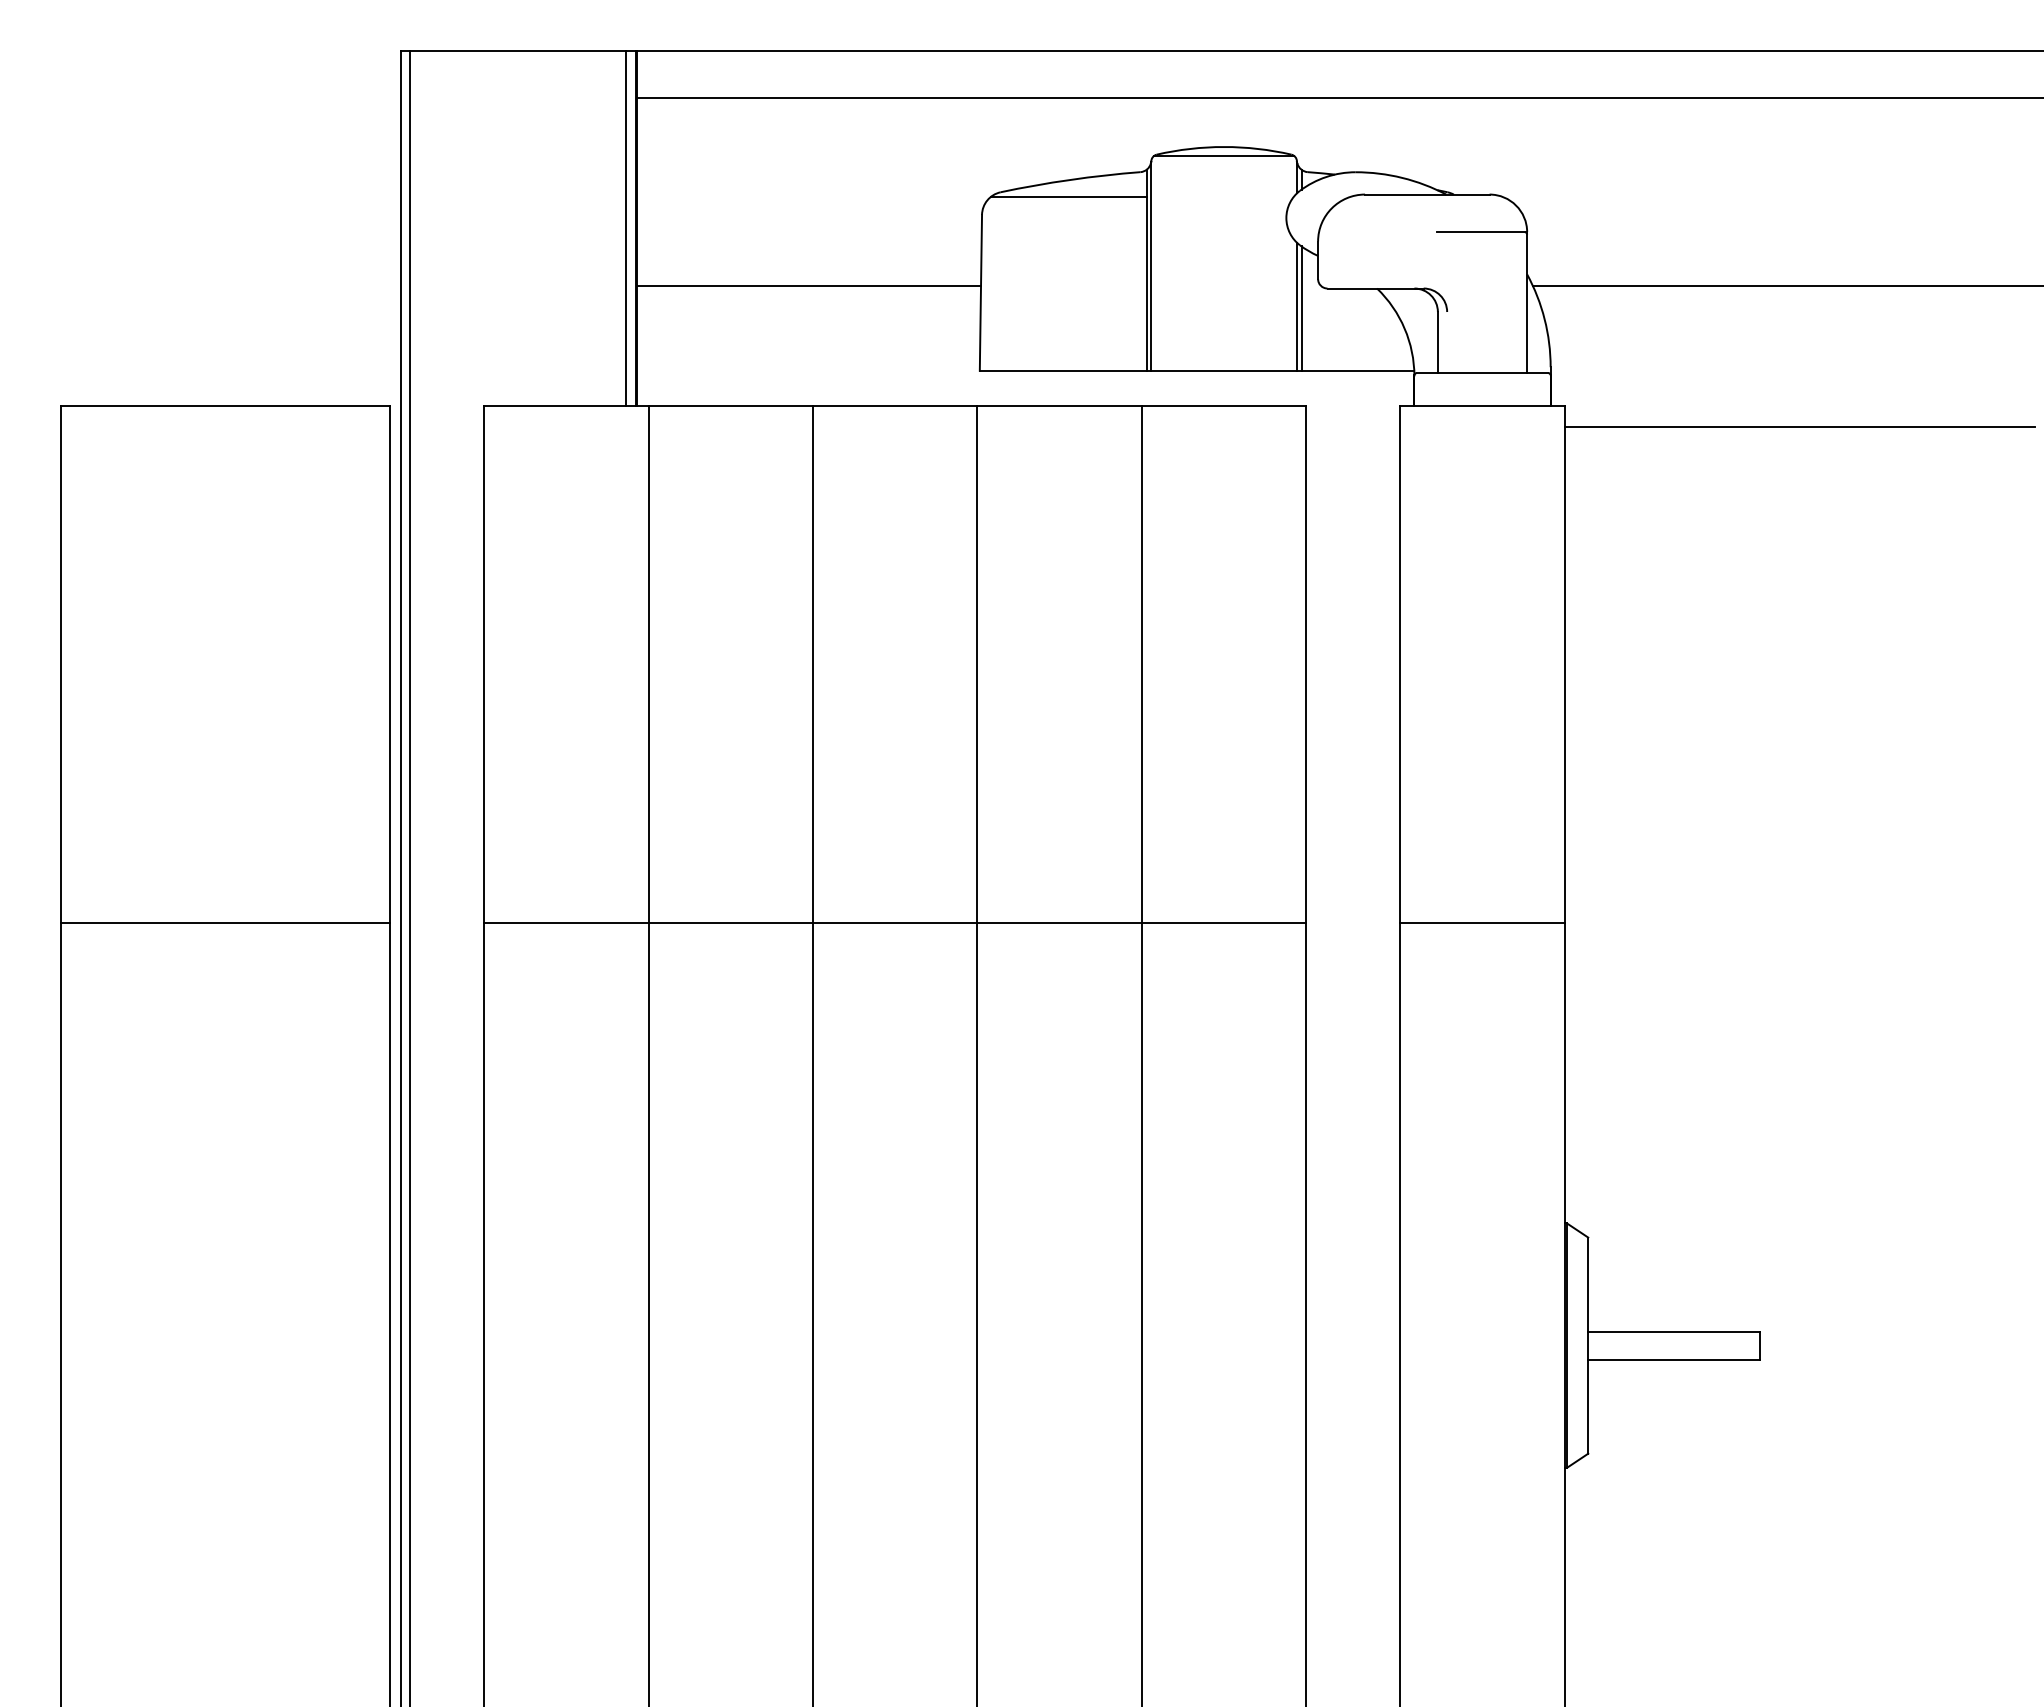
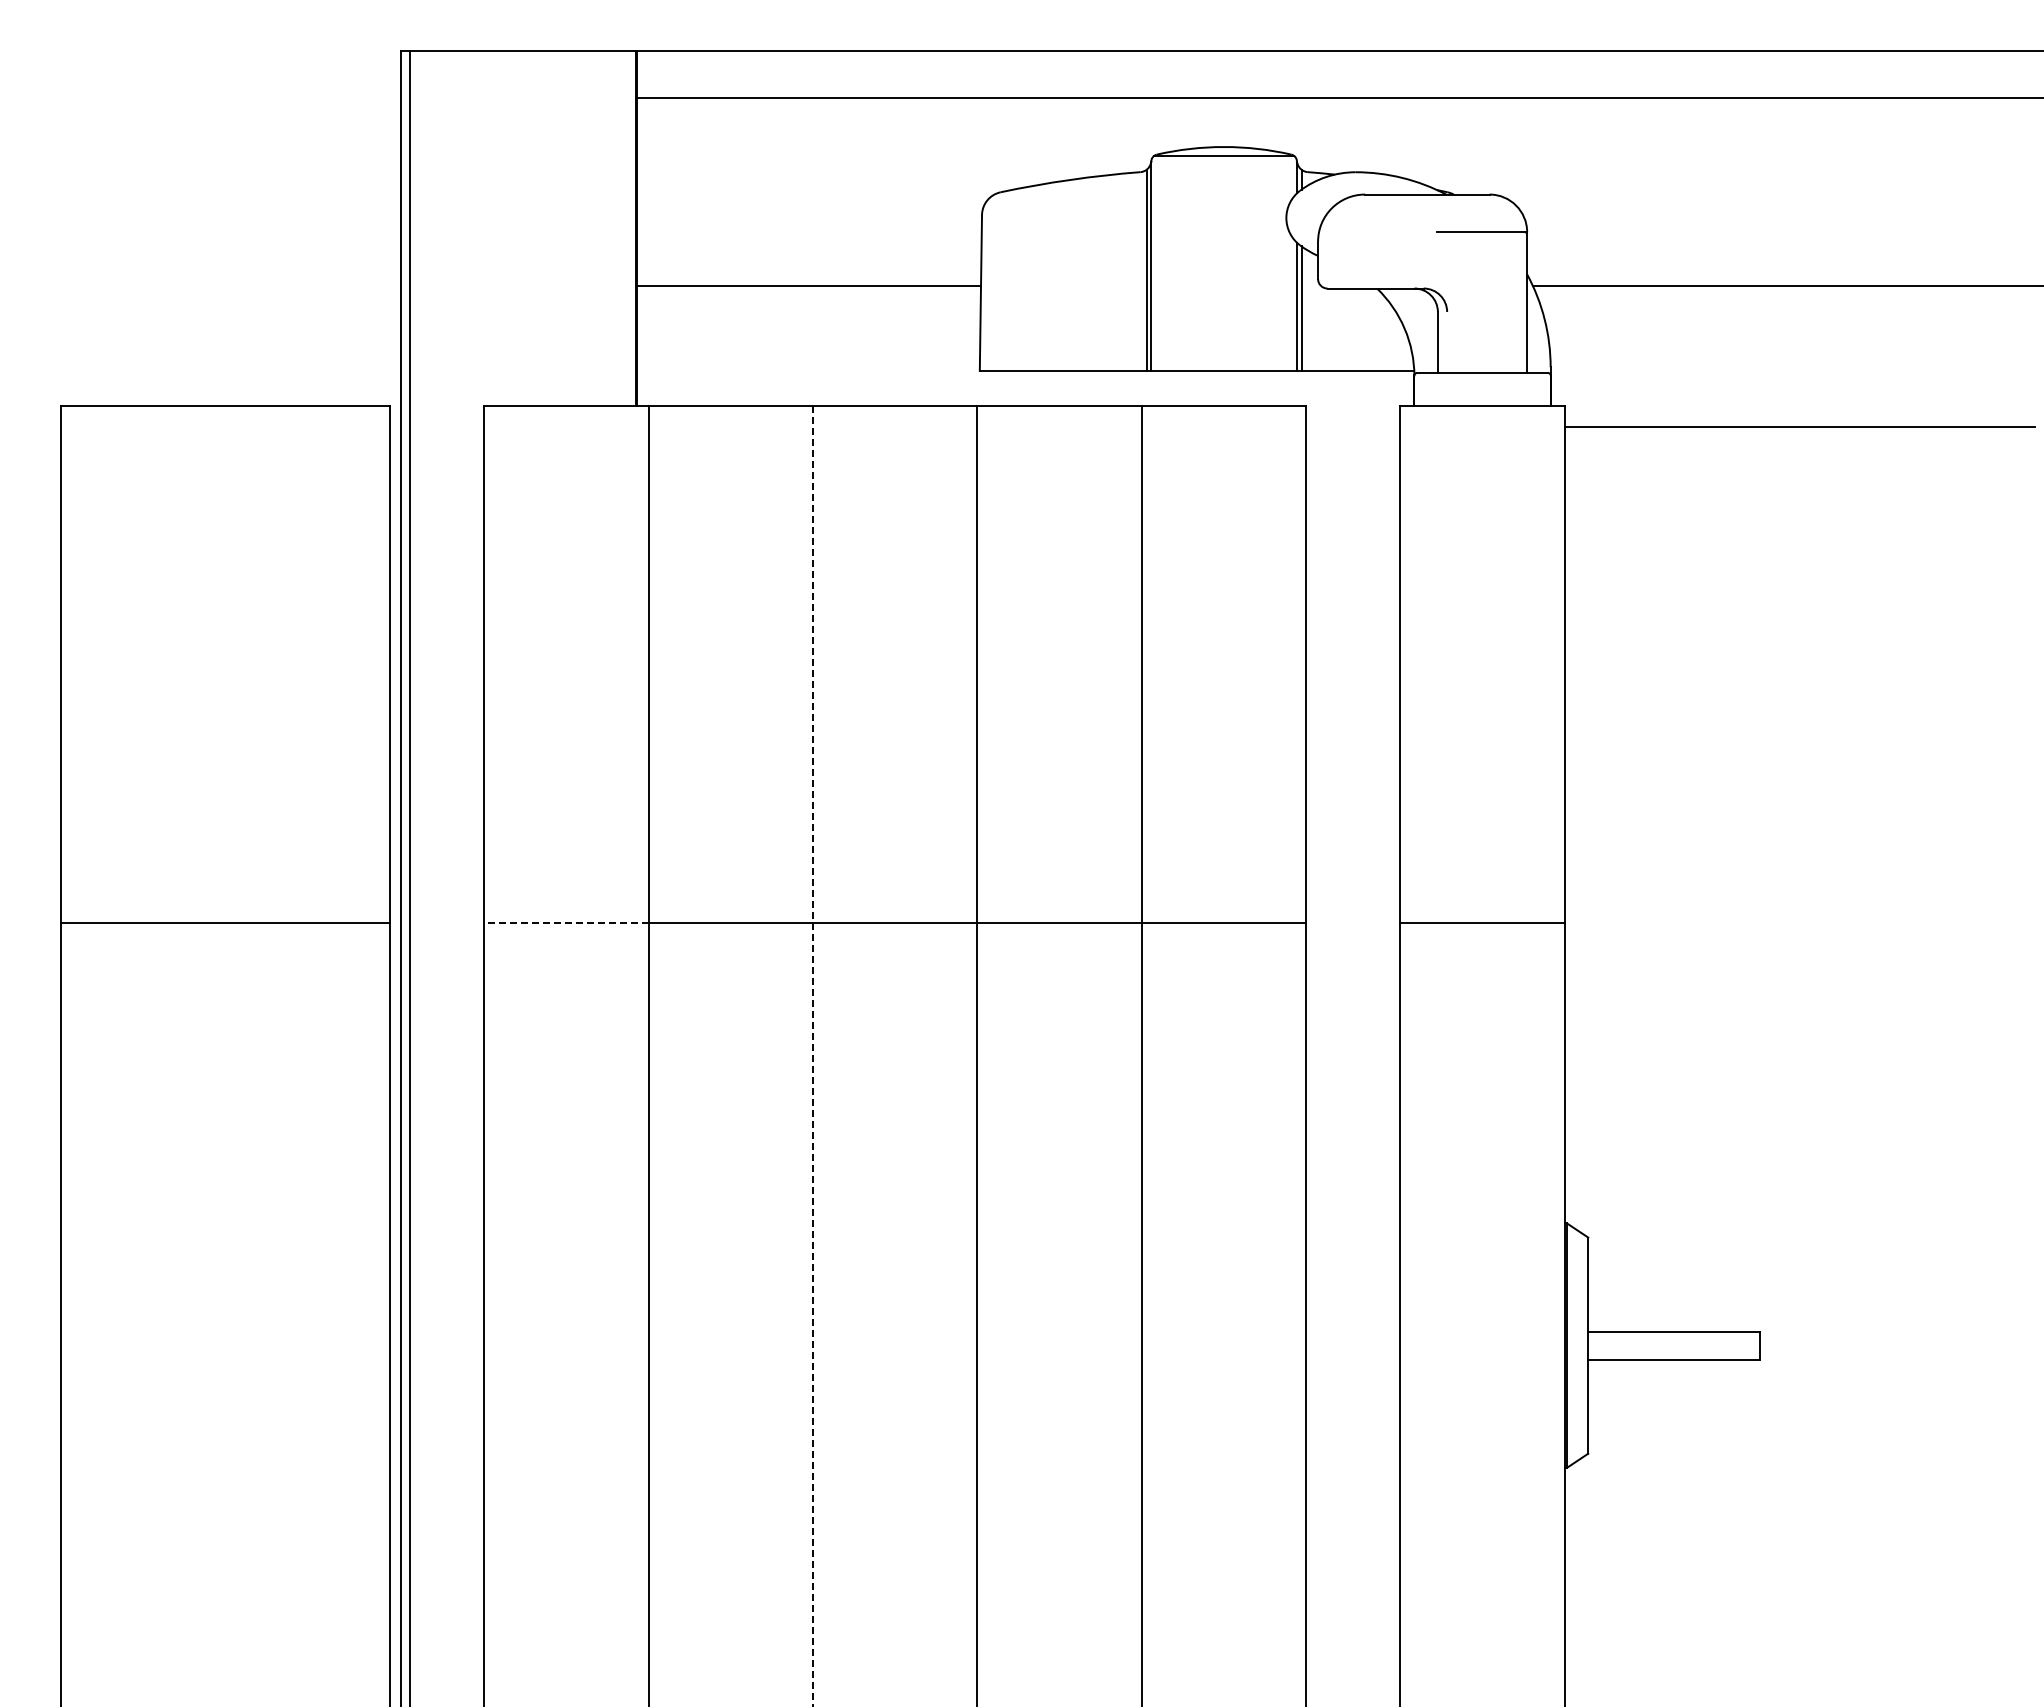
line: present -> none (1068, 196)
line: present -> none (626, 228)
line: solid -> dashed (565, 922)
line: solid -> dashed (813, 1056)
